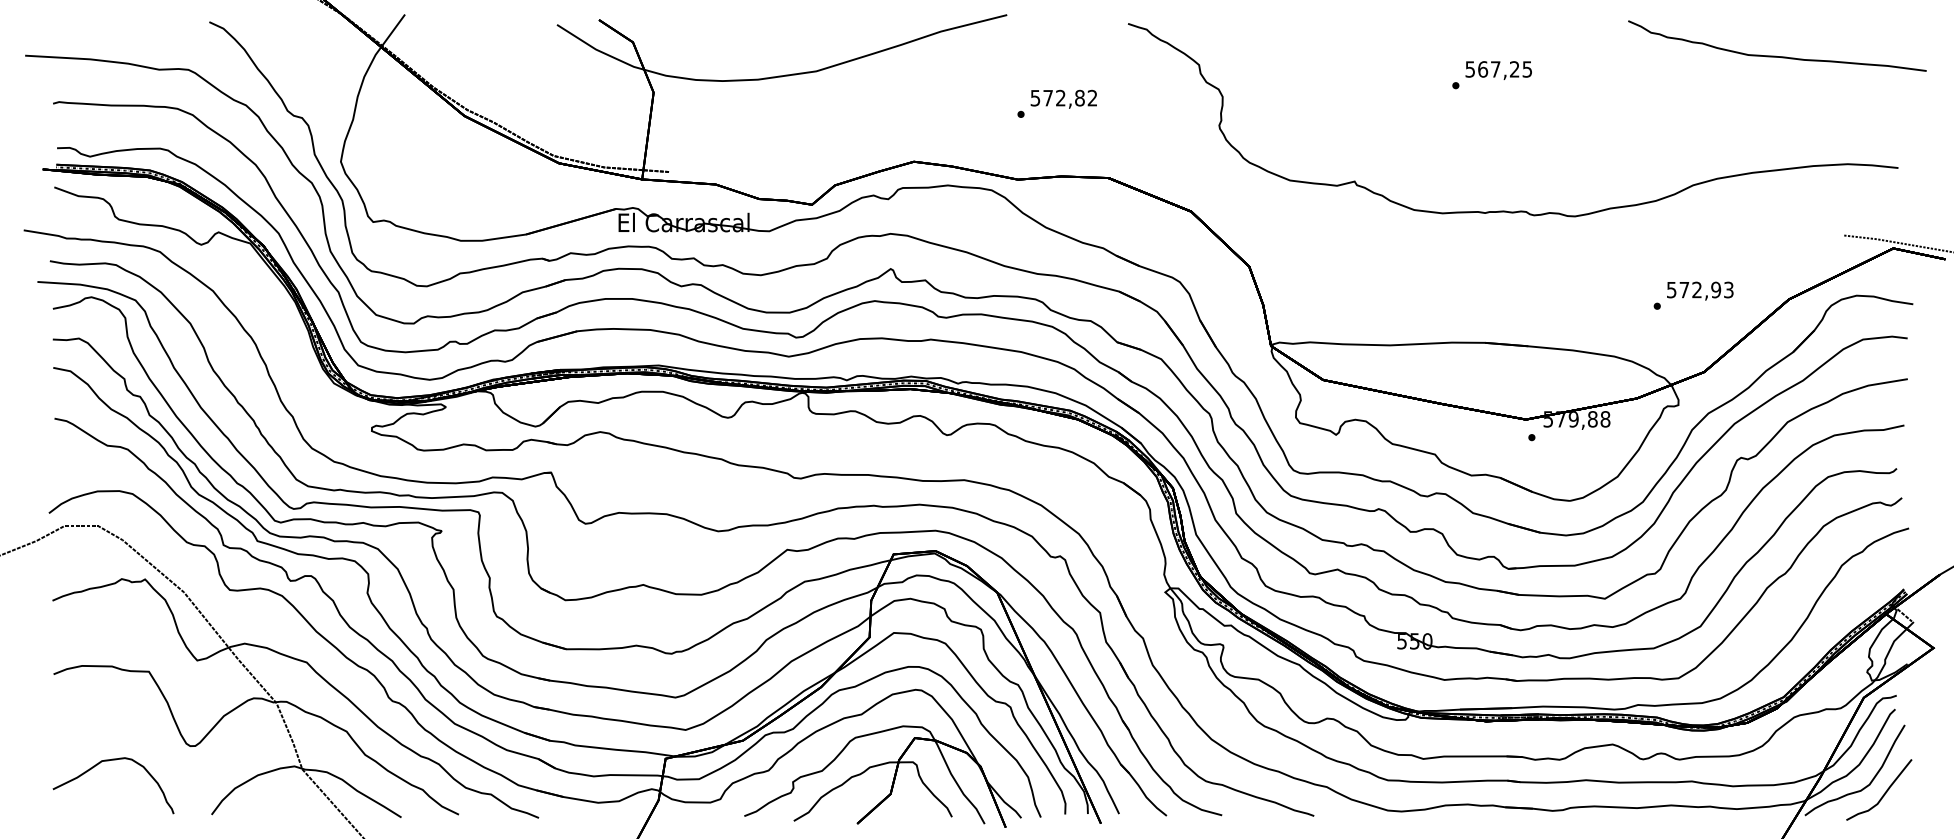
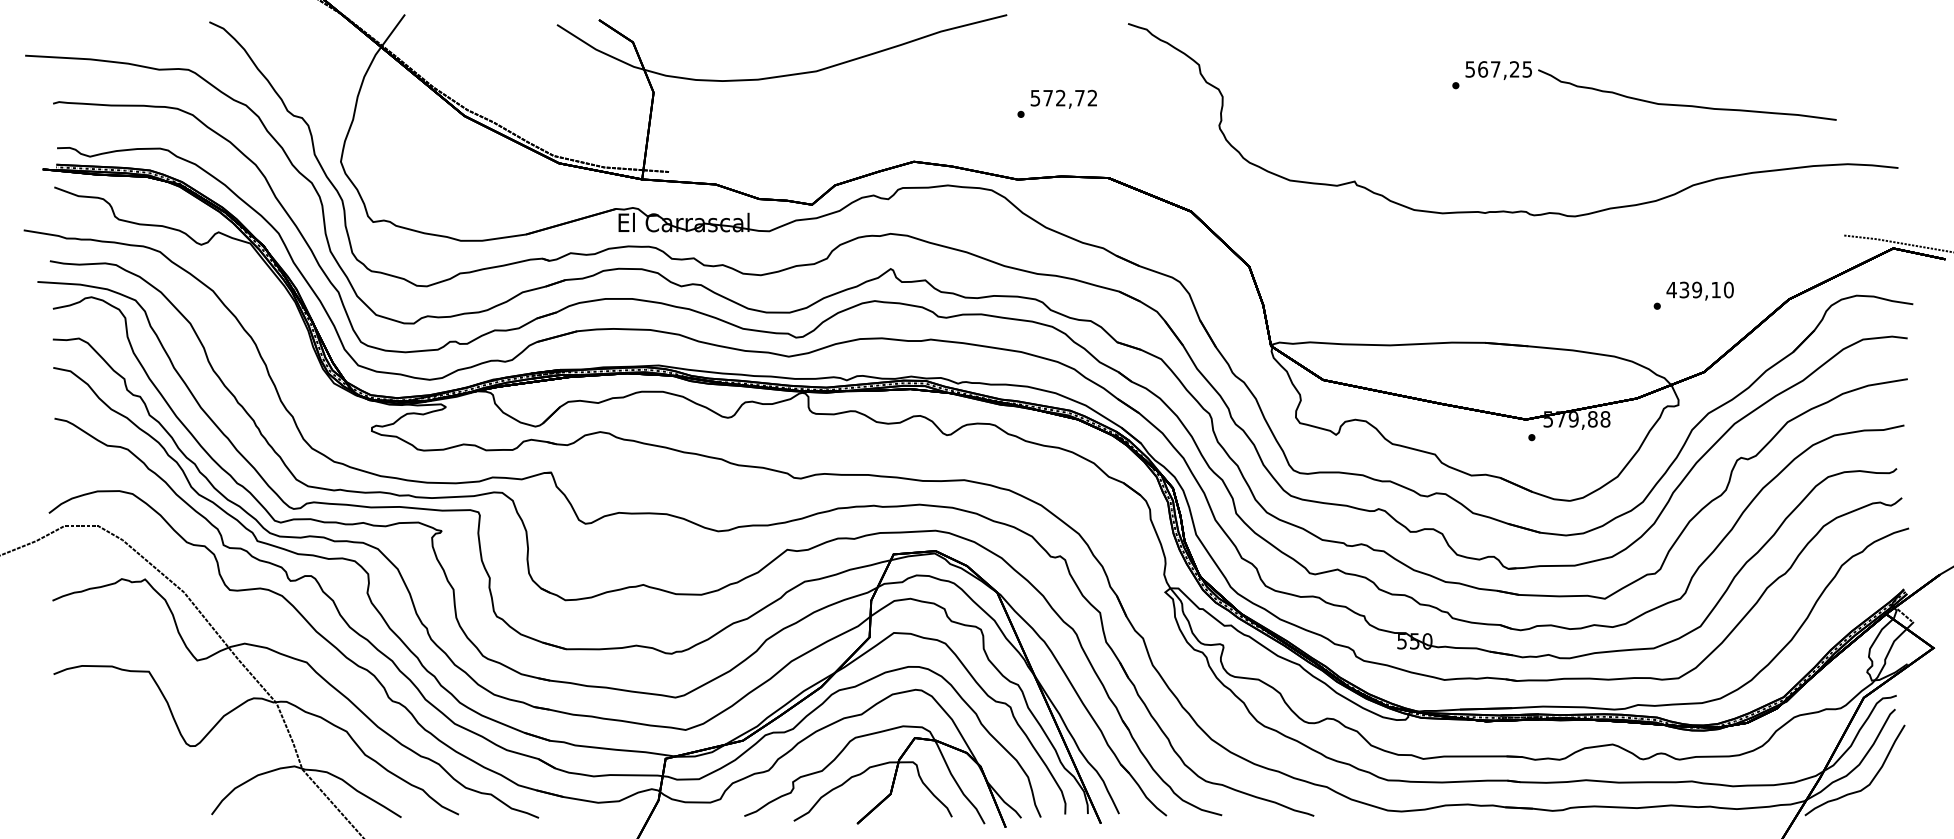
curve position: (1776, 55) -> (1686, 104) (1686, 104)
text: 572,82 -> 572,72 (1079, 97)
text: 572,93 -> 439,10 (1699, 289)
curve: present -> none (108, 761)
curve: present -> none (1884, 792)
